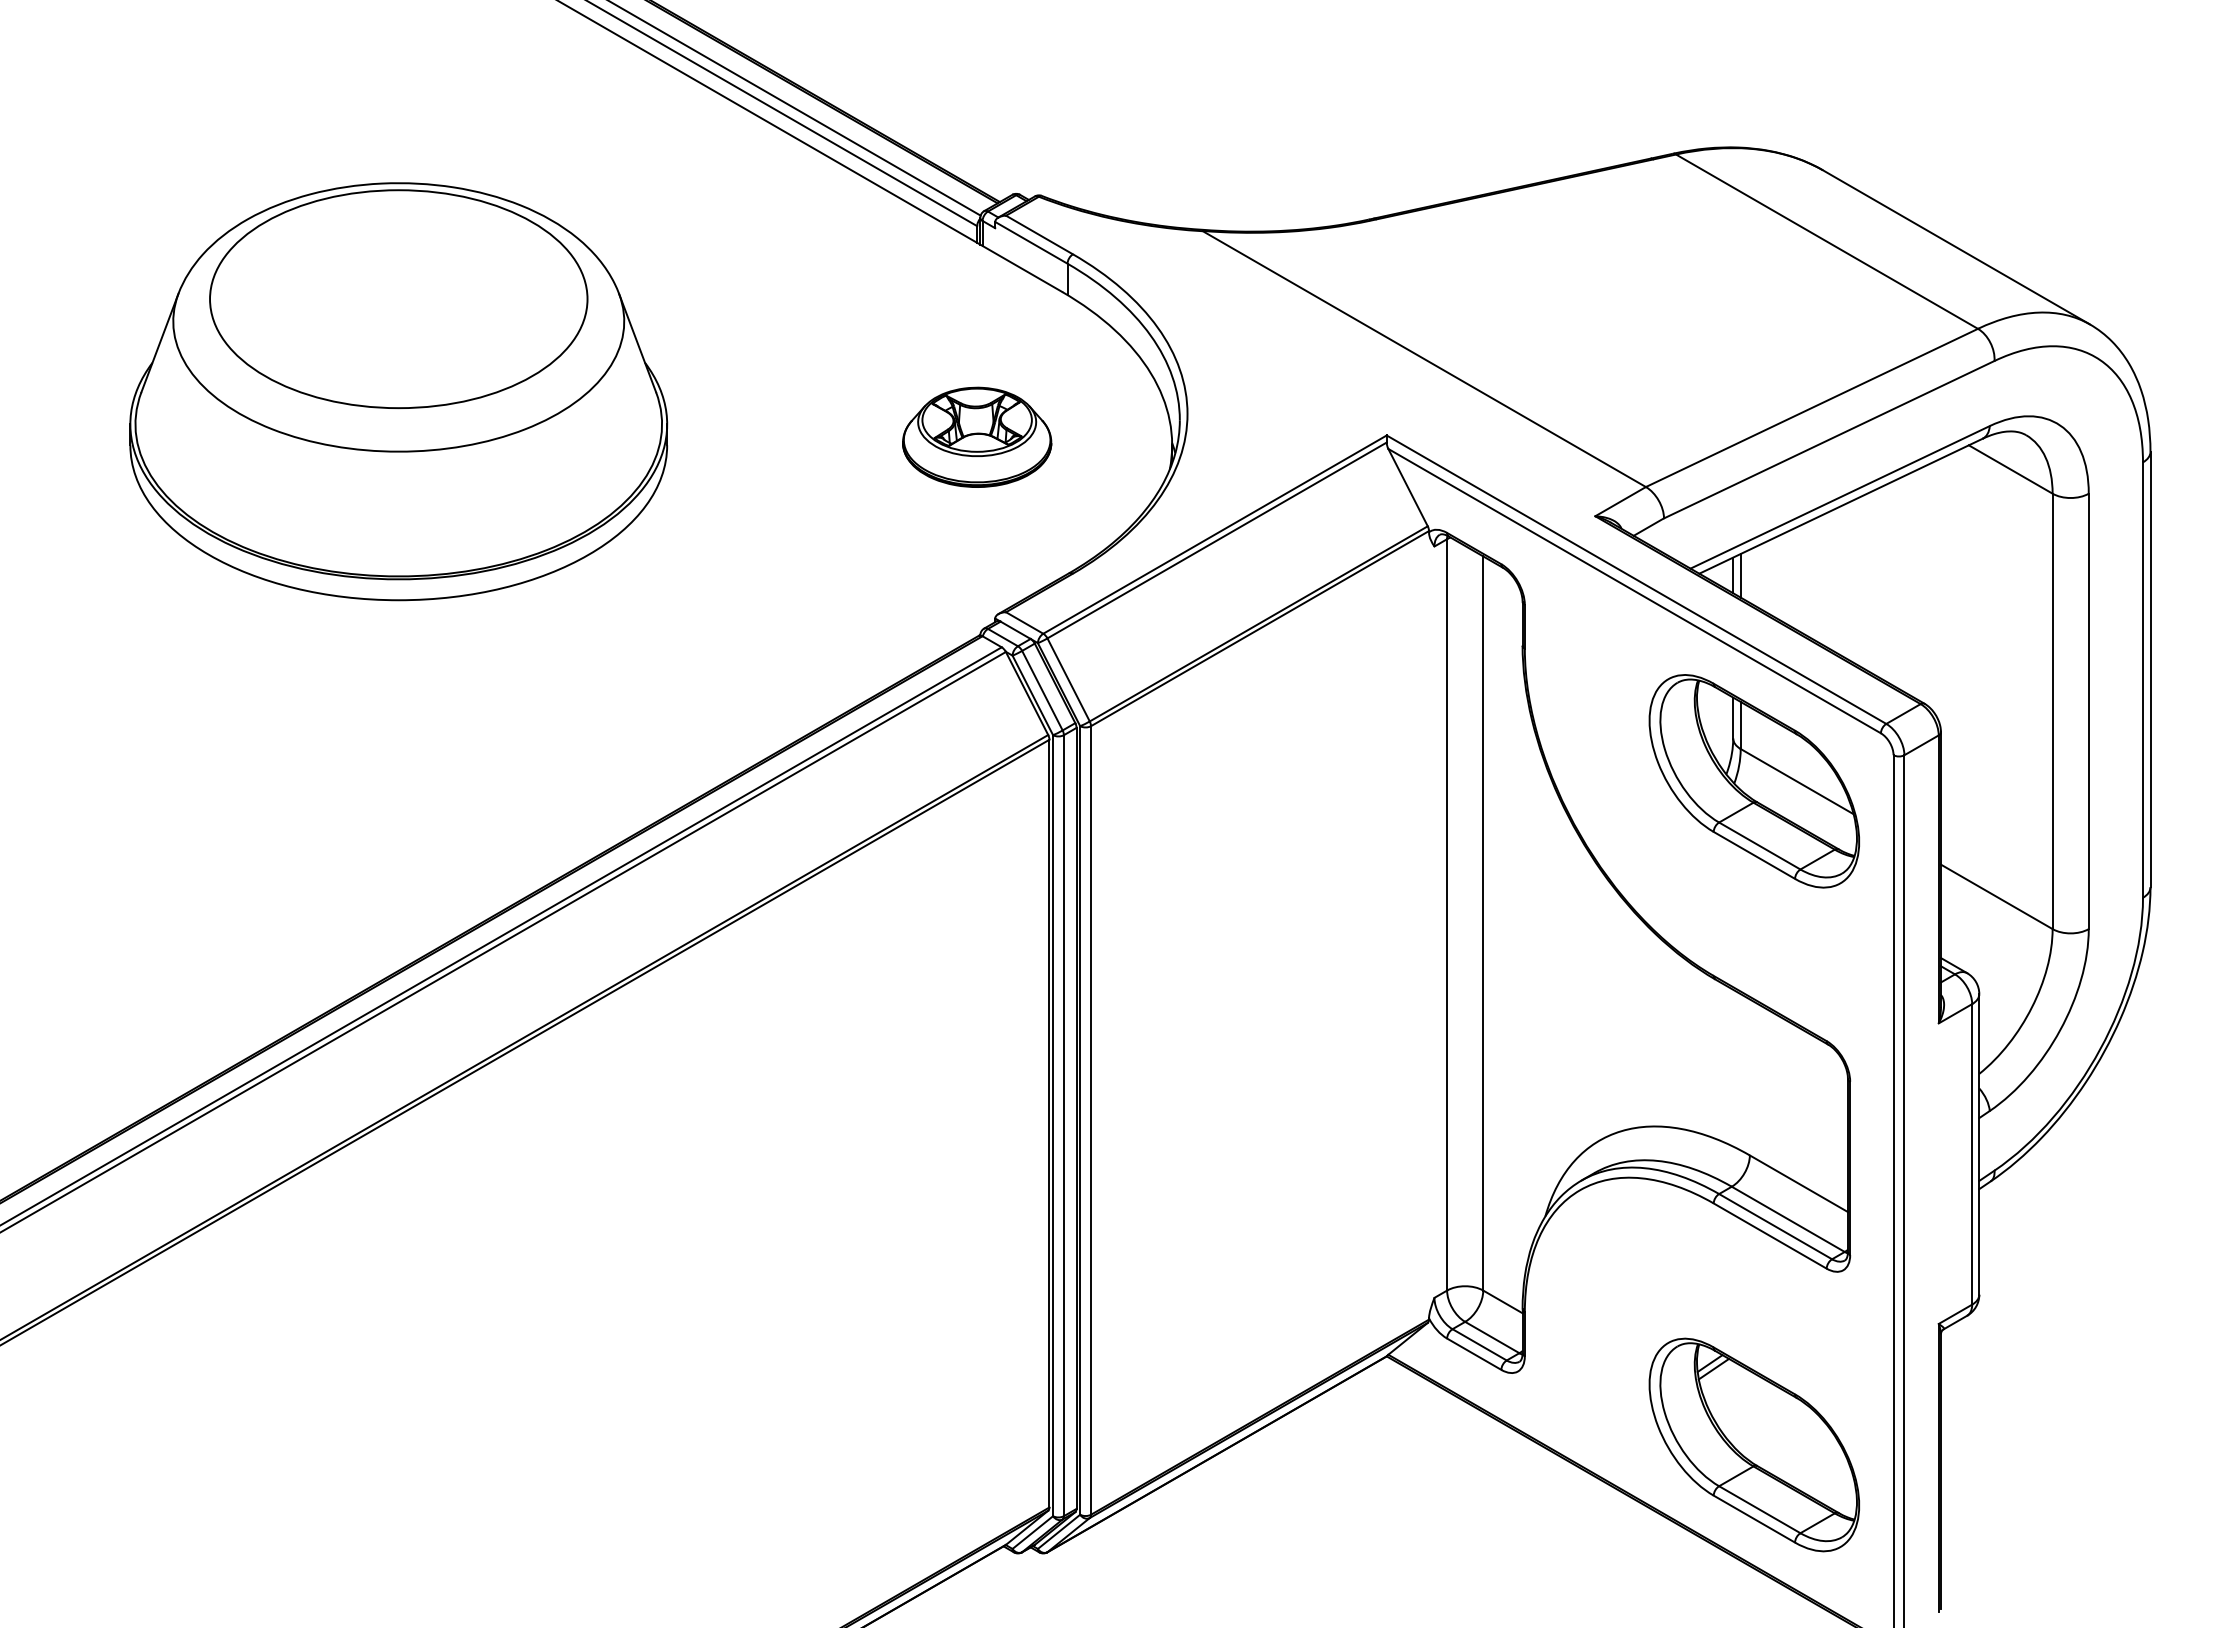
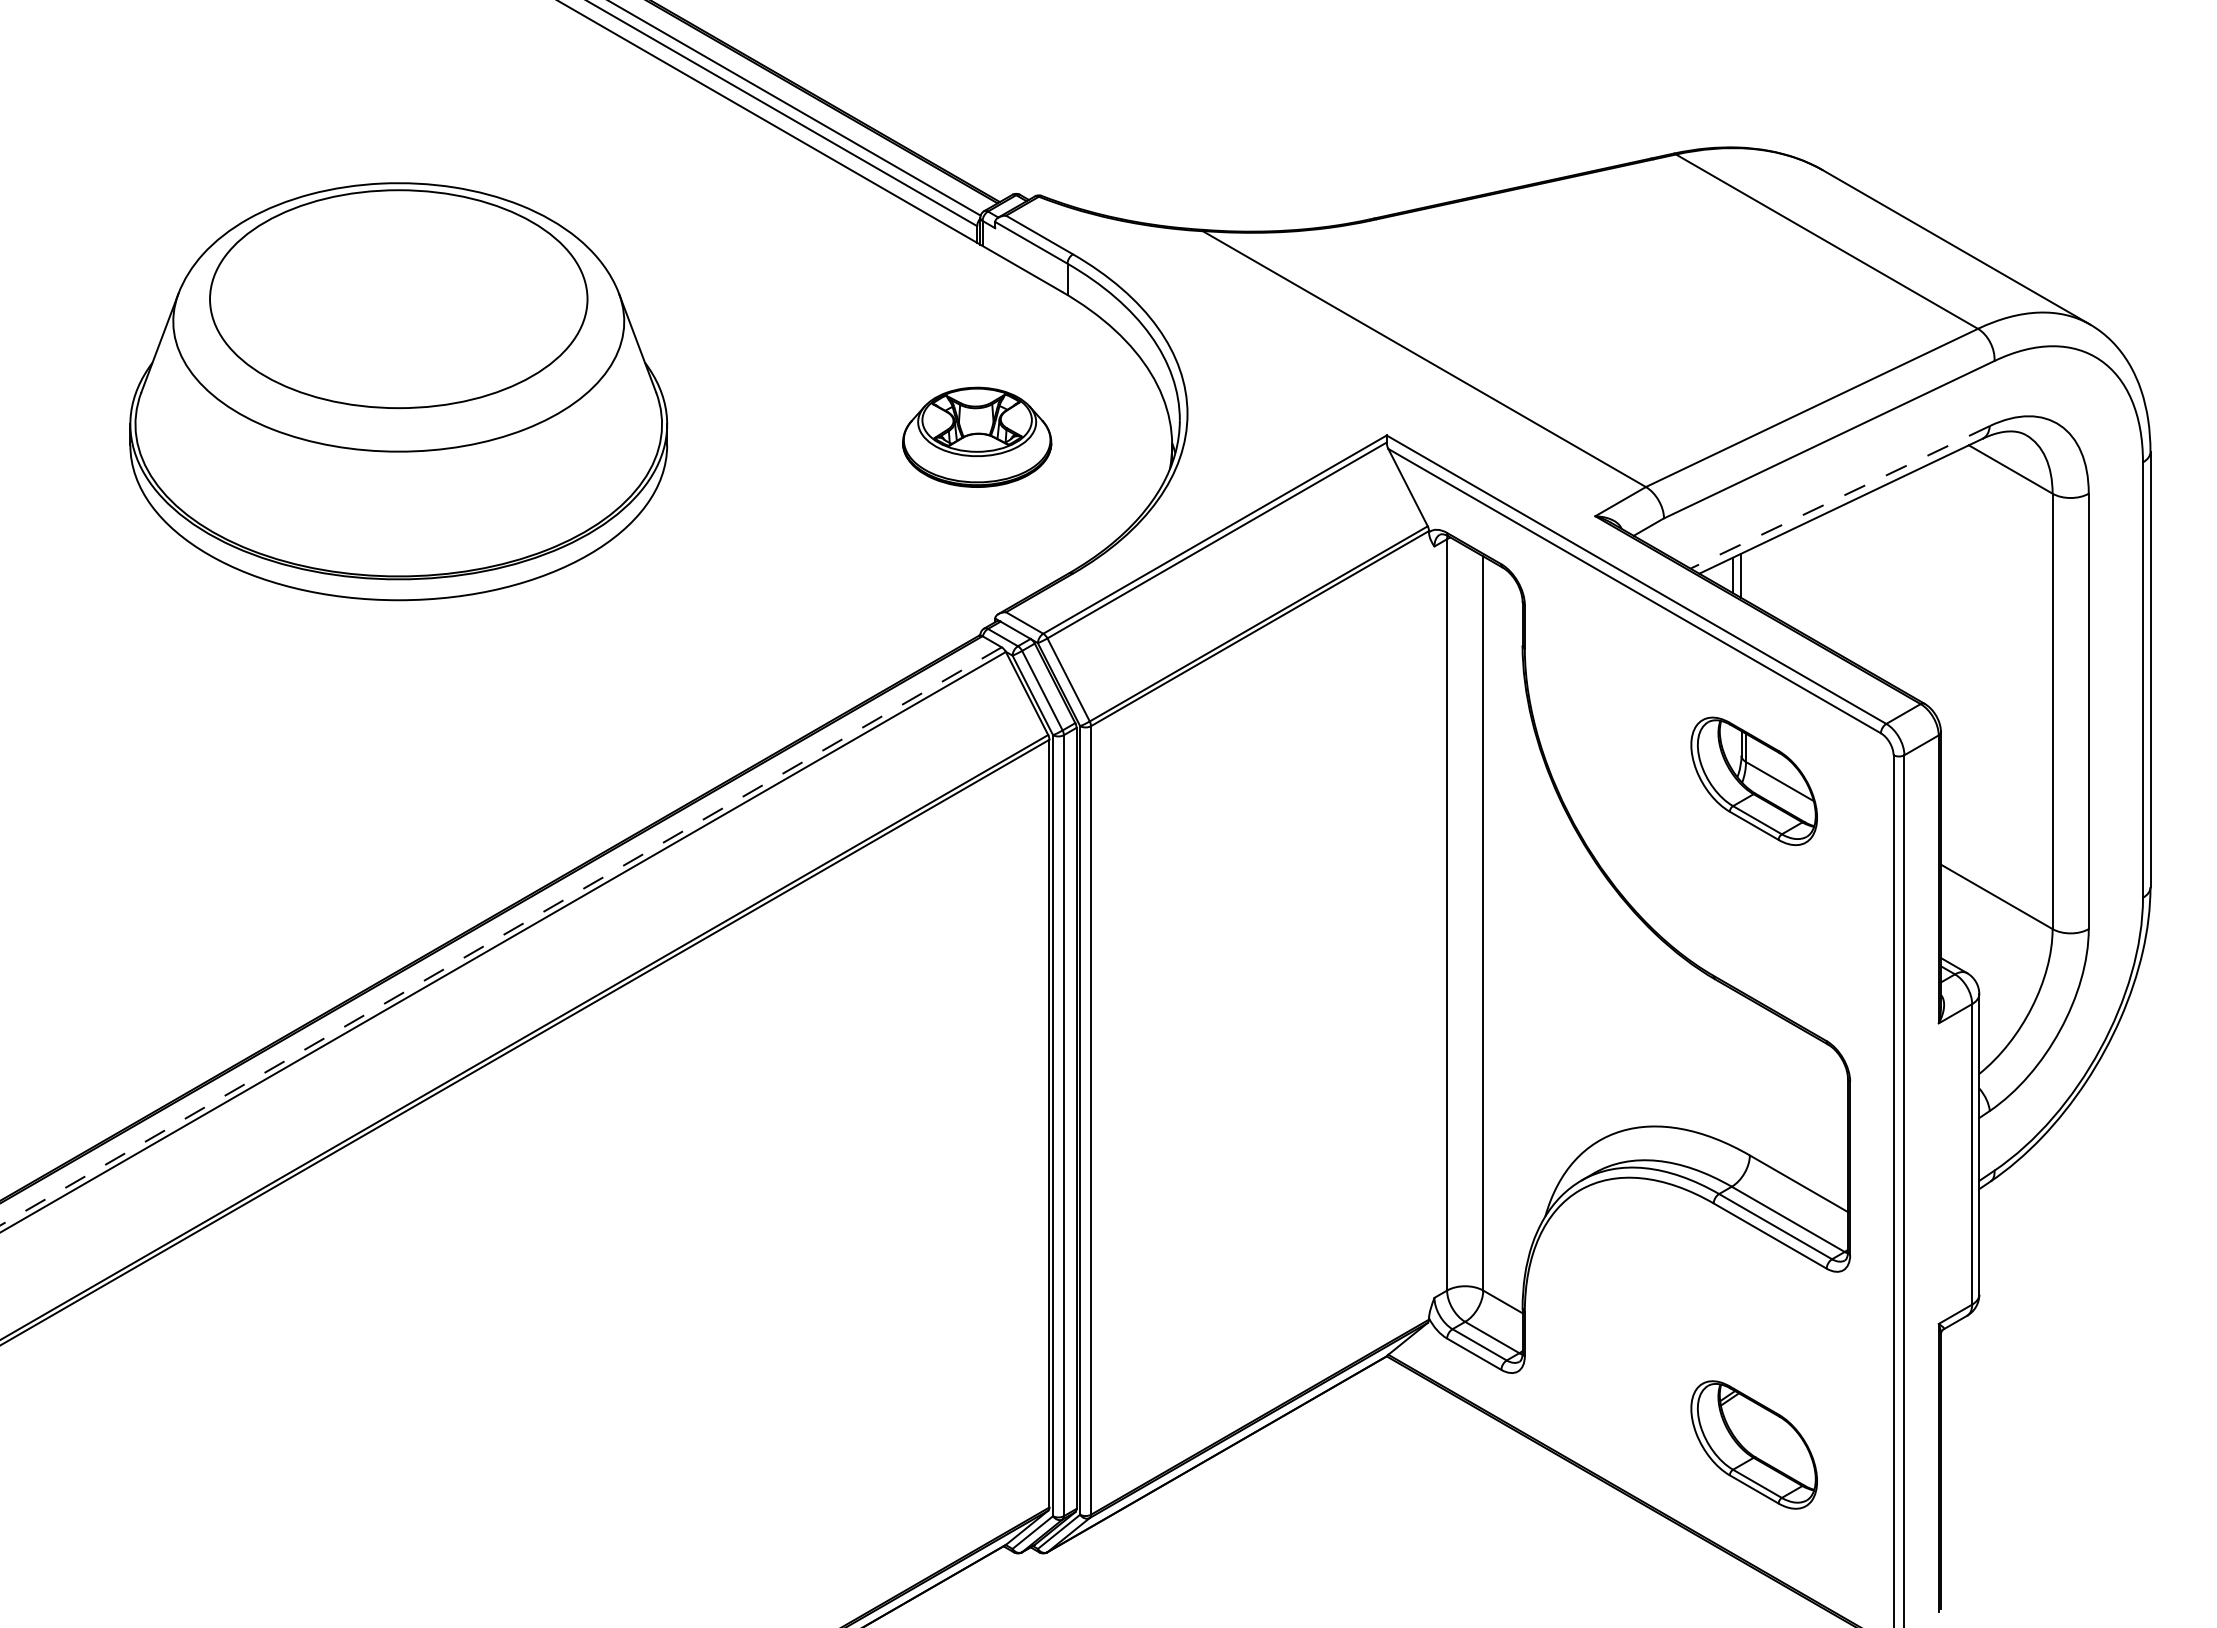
line: solid -> dashed (1840, 497)
part size: 212x215 px -> 128x131 px (1753, 781)
line: solid -> dashed (501, 936)
part size: 212x216 px -> 128x130 px (1753, 1444)
